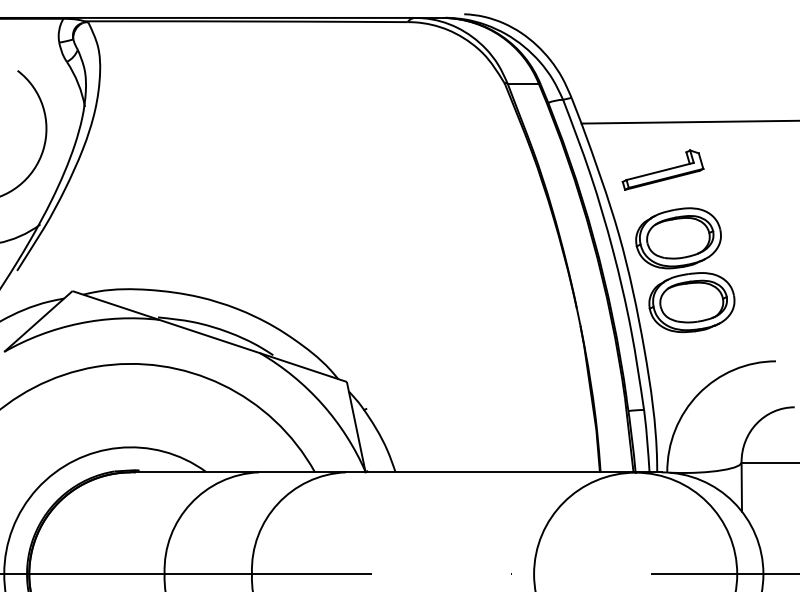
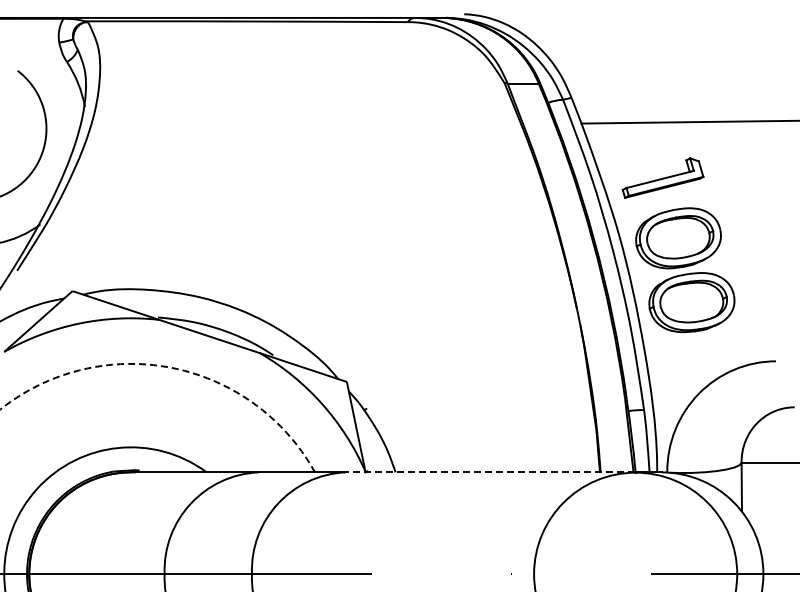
part position: (662, 169) -> (662, 177) (662, 177)
arc: solid -> dashed (169, 367)
line: solid -> dashed (490, 472)
